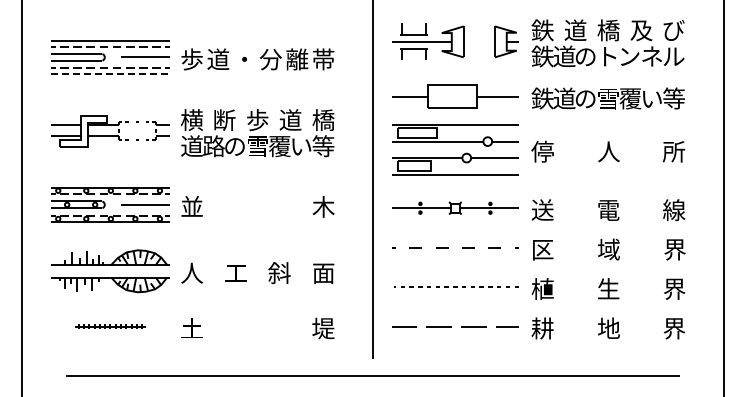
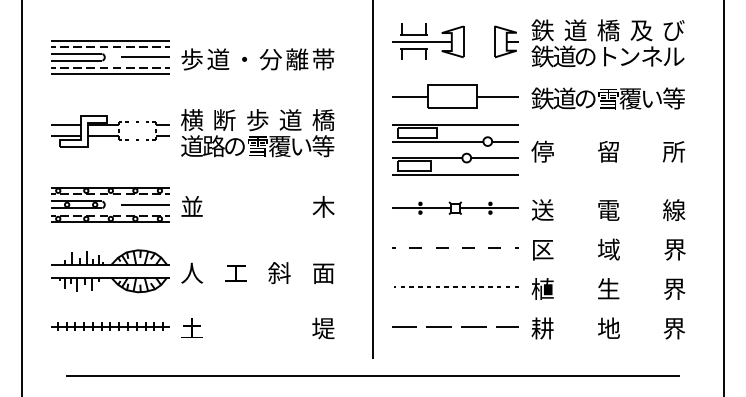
line: dashed -> solid (110, 74)
text: 人 -> 留 (608, 151)
part size: 71x5 px -> 119x9 px (110, 326)
